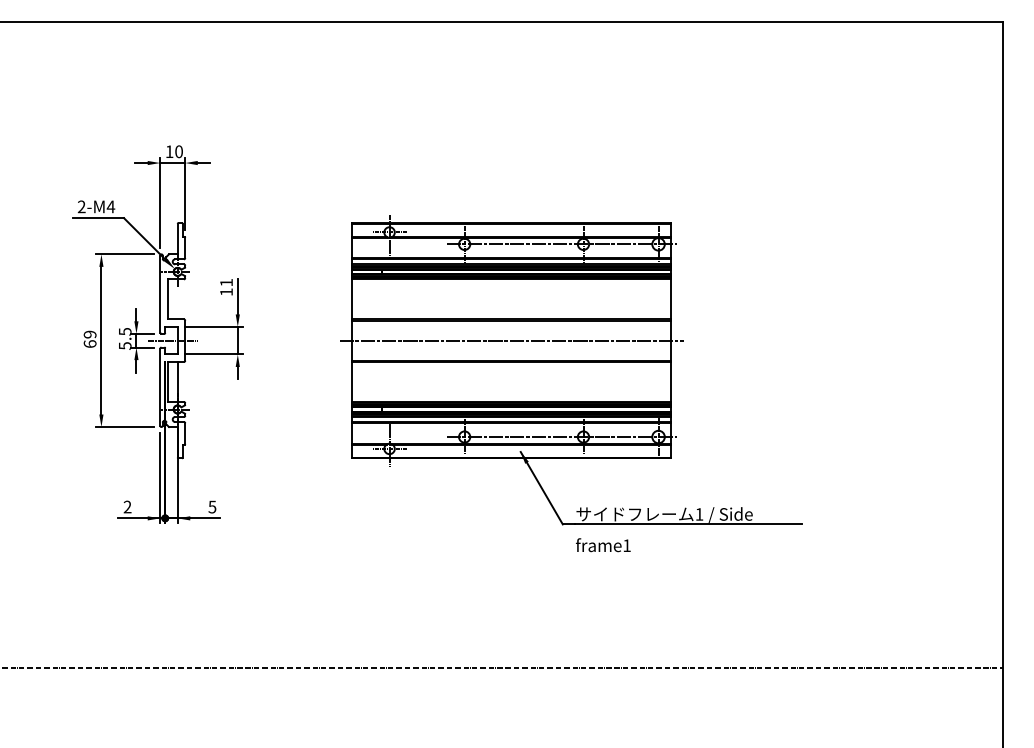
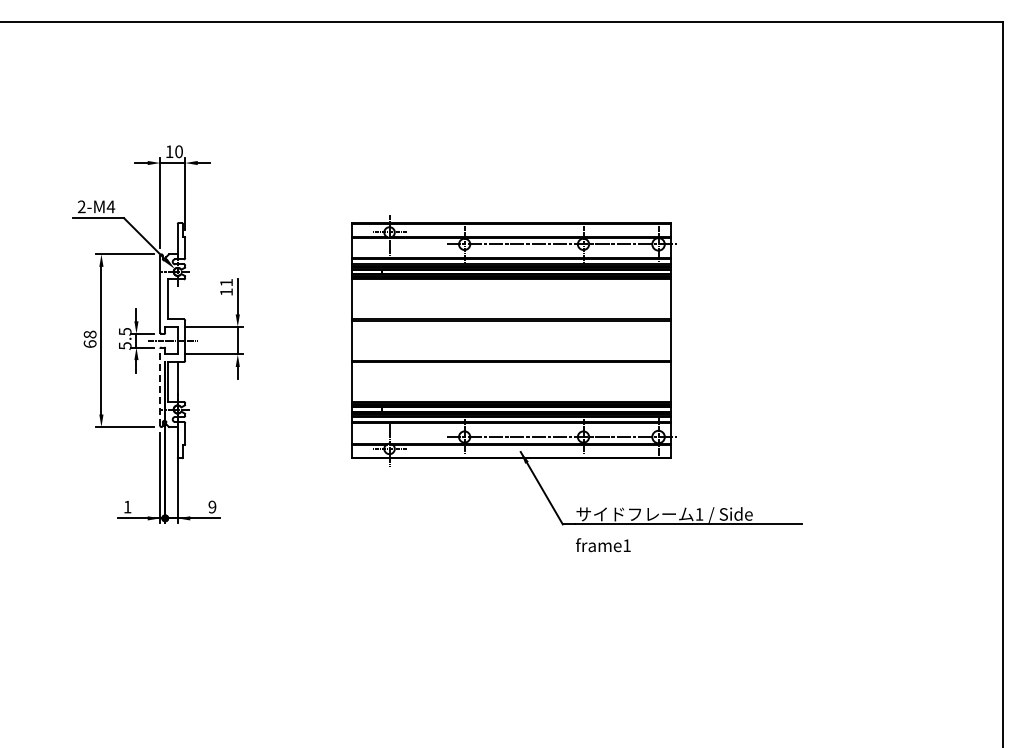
text: 69 -> 68 (89, 334)
line: present -> none (511, 340)
line: solid -> dashed (160, 386)
text: 2 -> 1 (127, 506)
text: 5 -> 9 (212, 506)
line: present -> none (502, 667)
